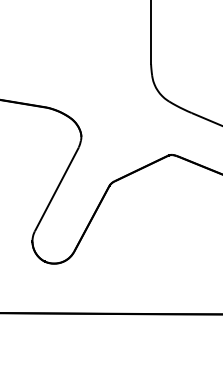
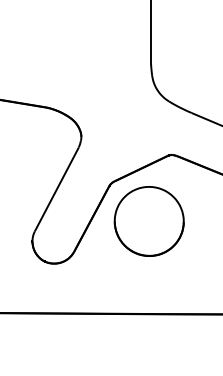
part: none -> present (148, 221)
